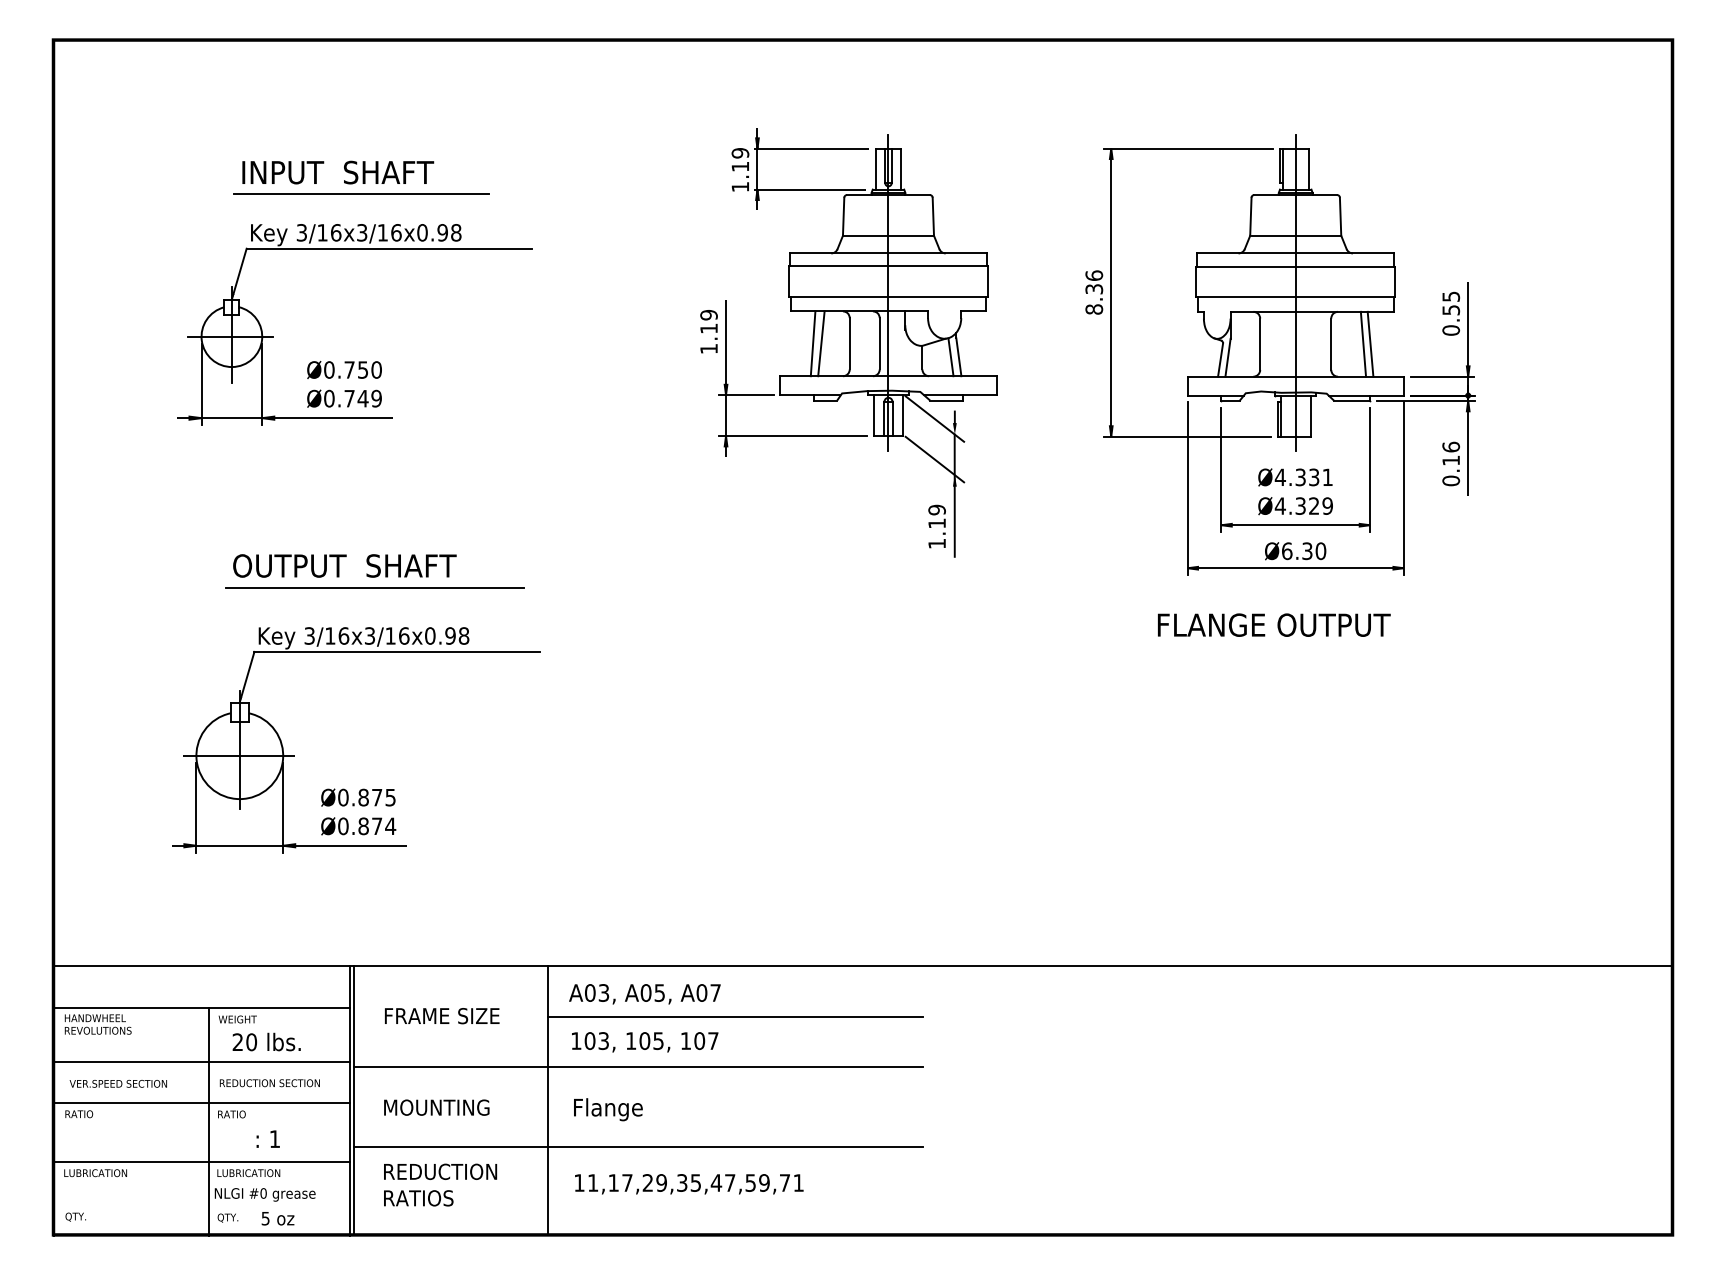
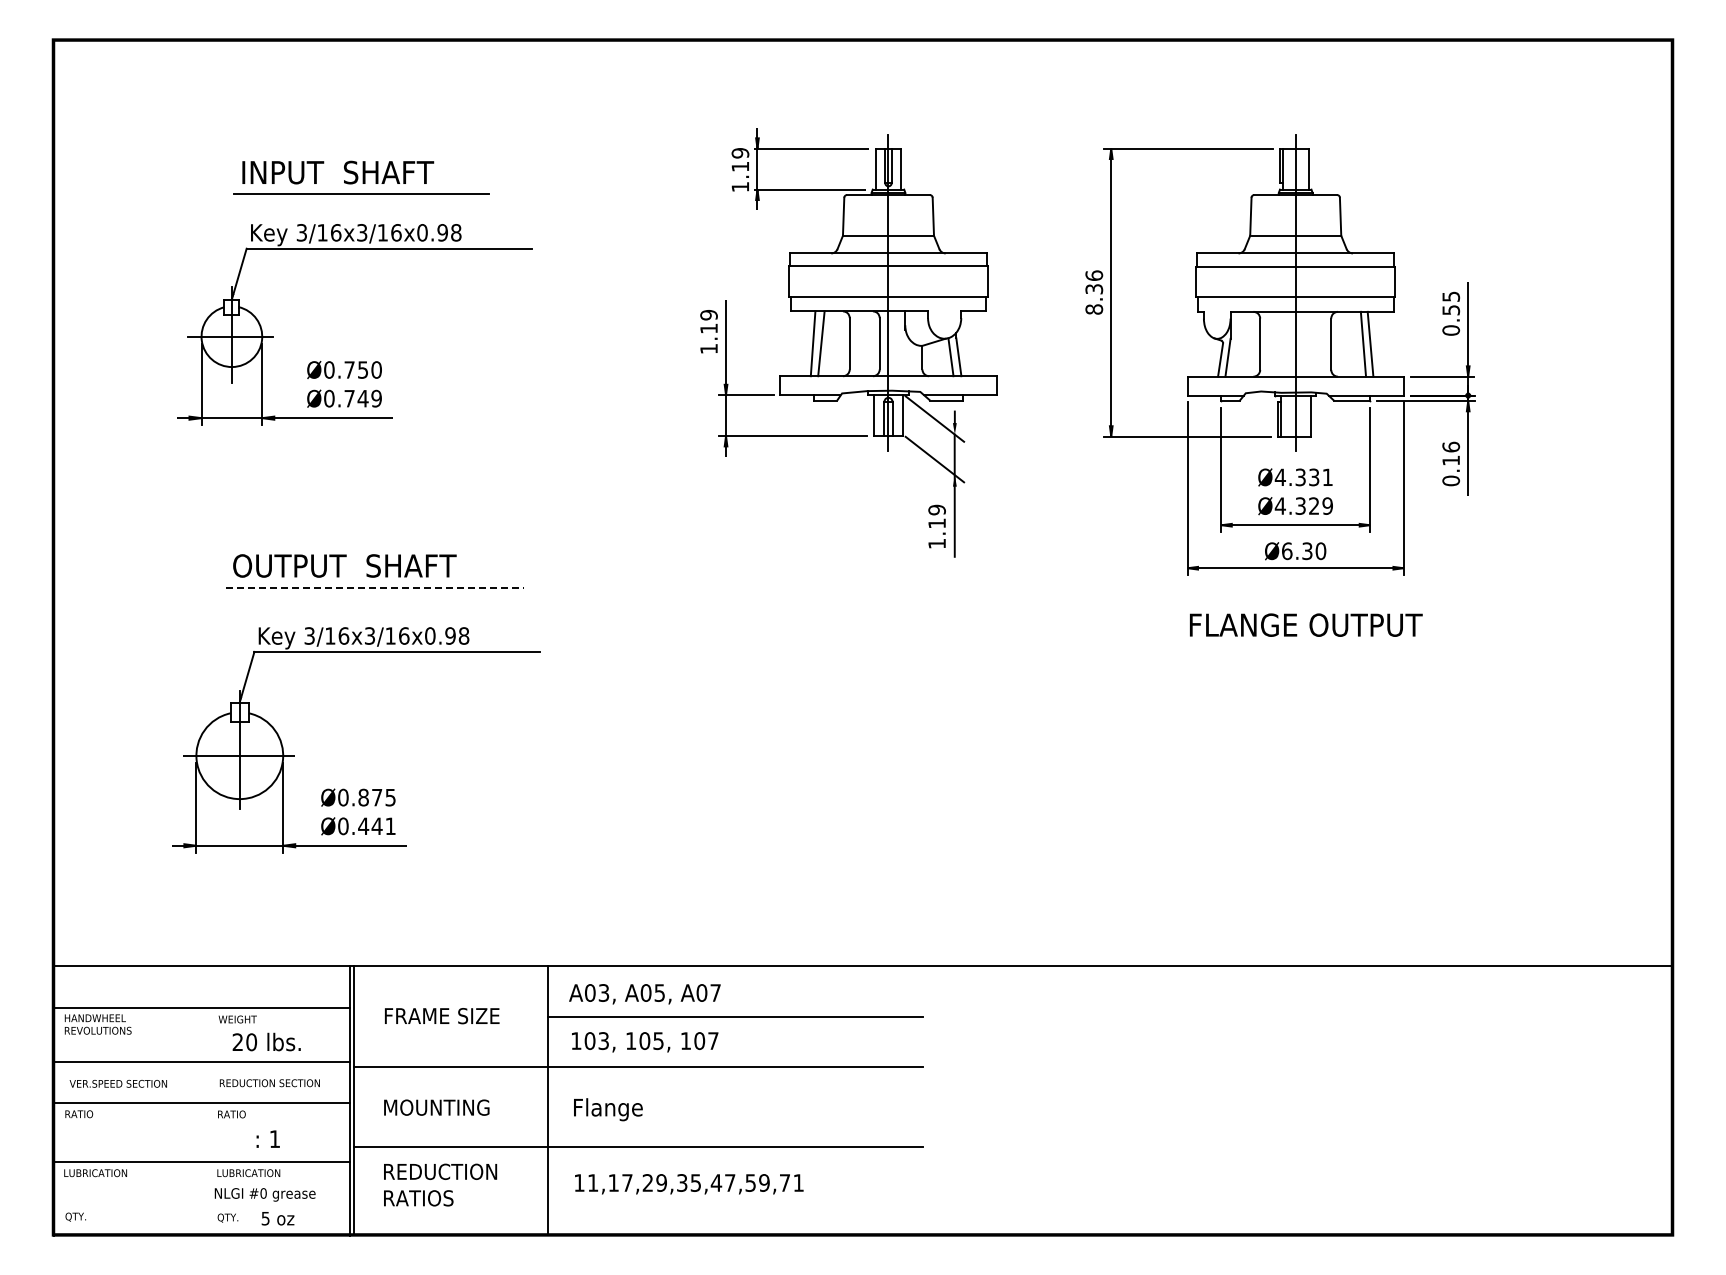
line: solid -> dashed (375, 587)
text position: (1274, 624) -> (1306, 624) (1306, 624)
text: Ø0.874 -> Ø0.441 (377, 826)
line: present -> none (209, 1121)
